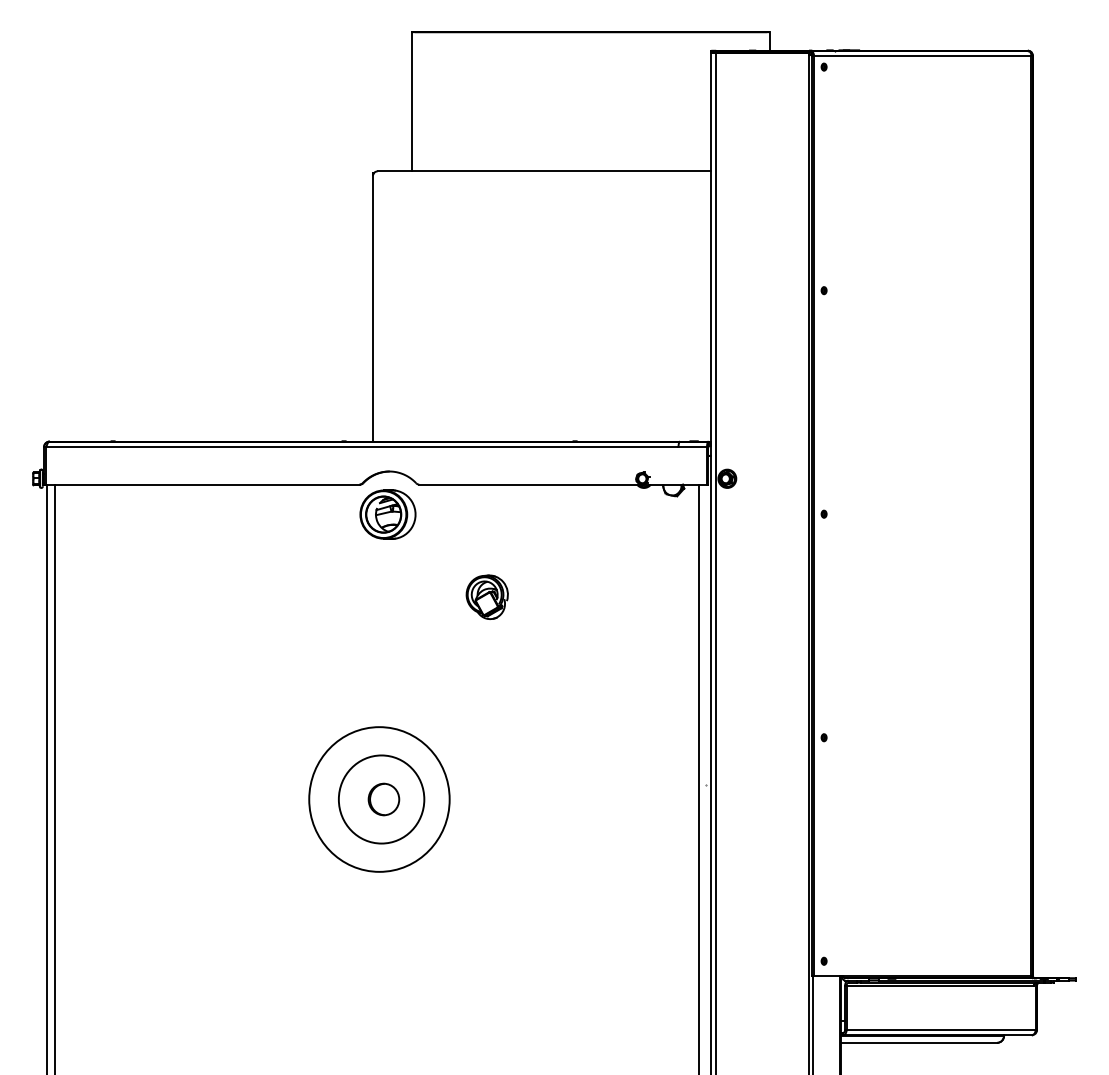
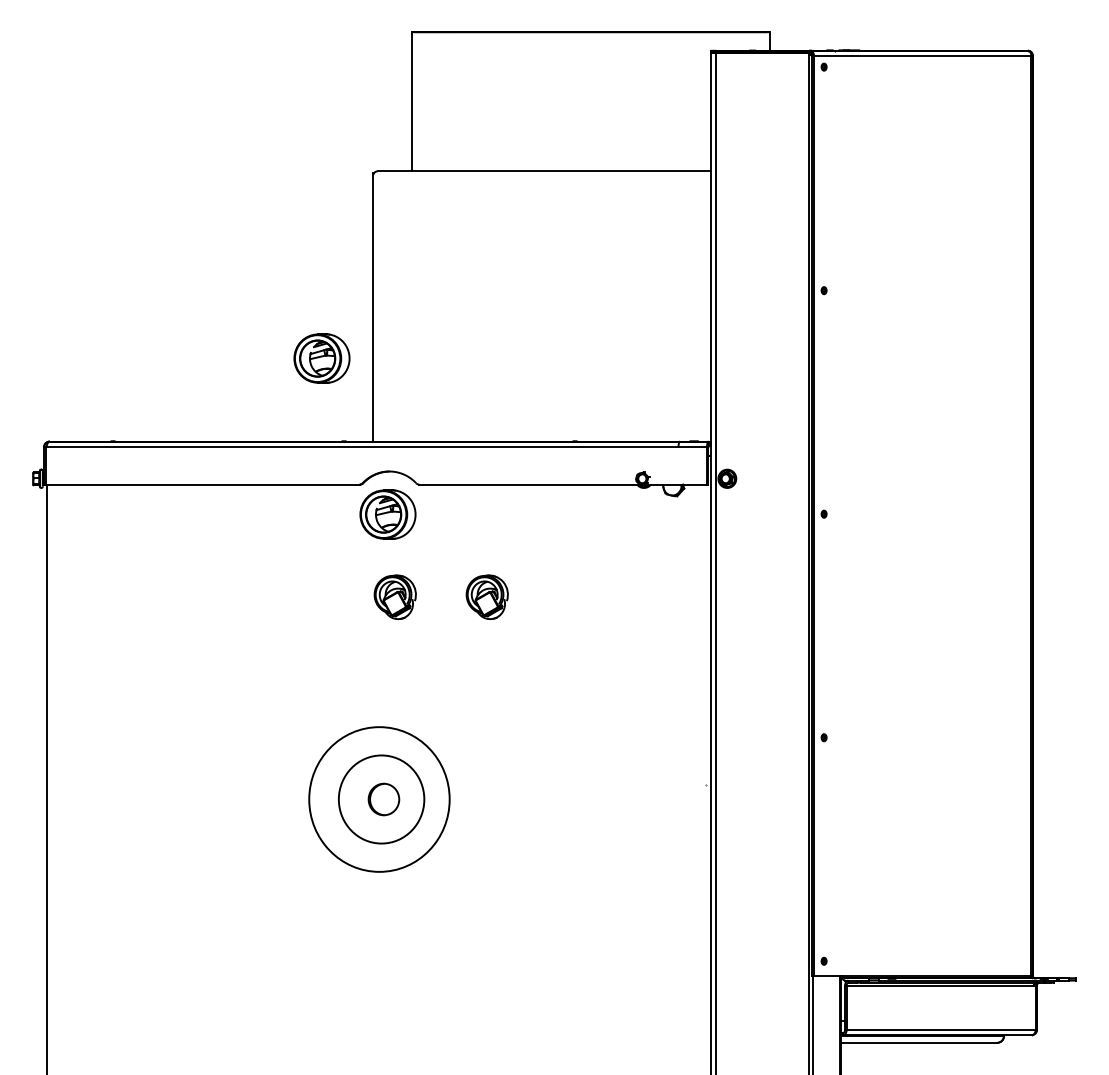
part: none -> present (321, 358)
part: none -> present (394, 596)
line: present -> none (54, 777)
line: present -> none (698, 777)
